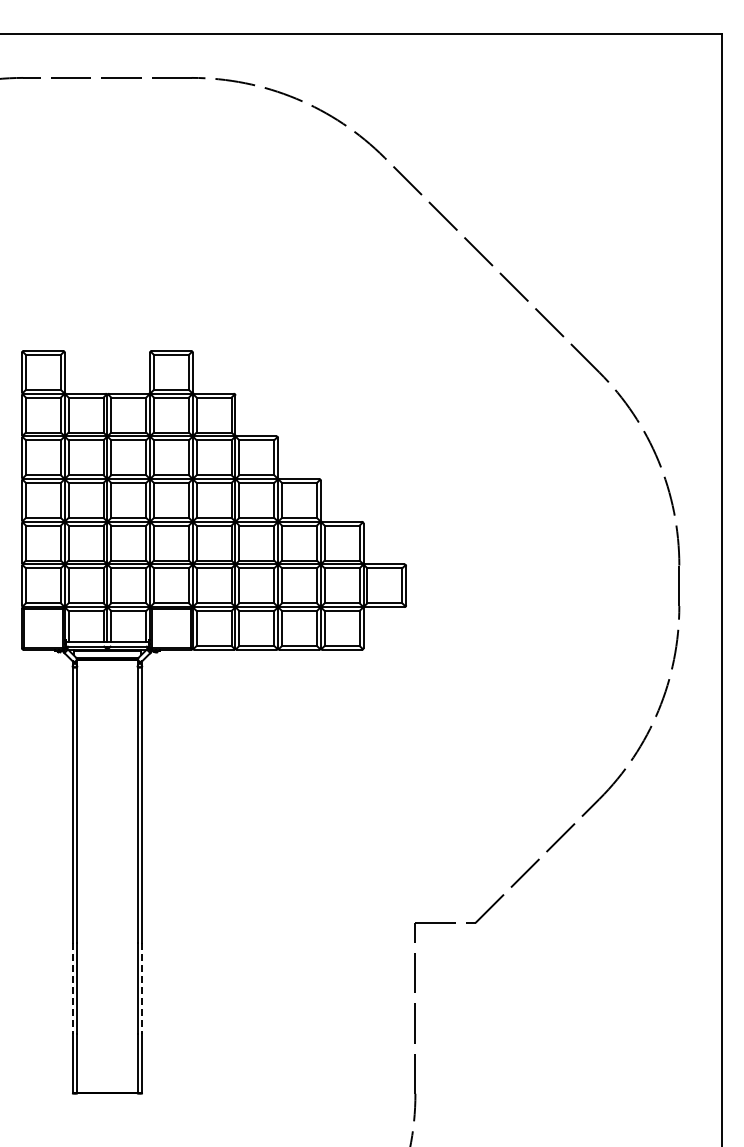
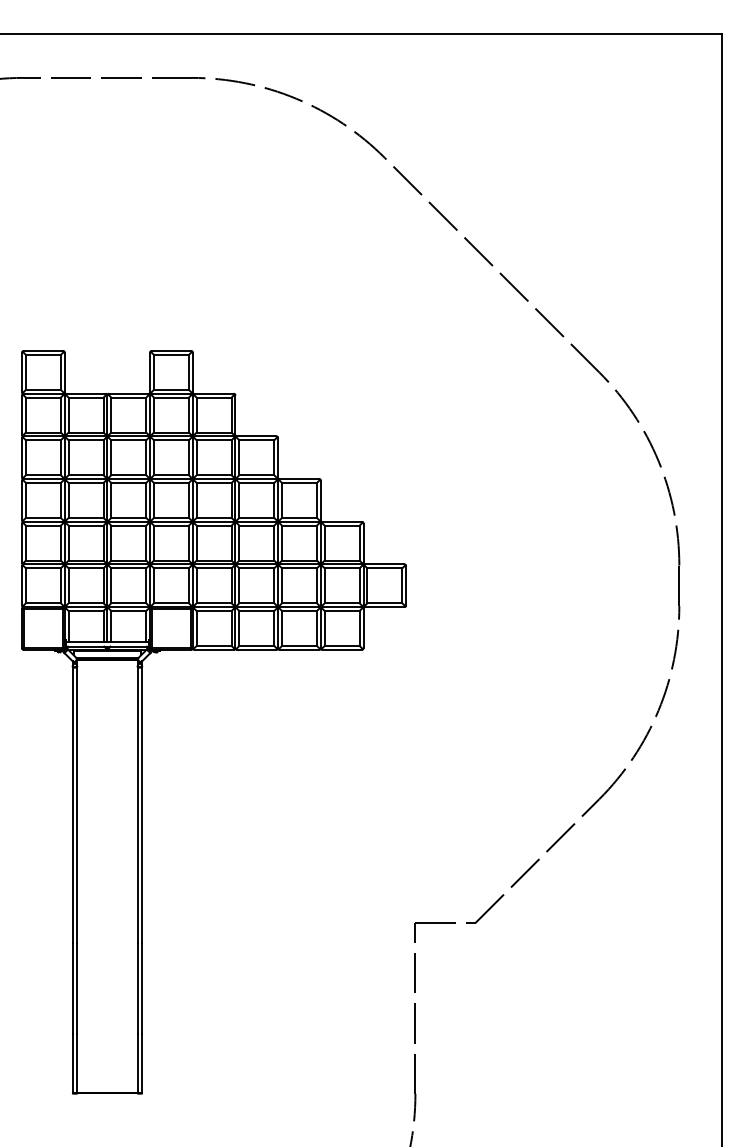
line: dashed -> solid (72, 989)
line: dashed -> solid (142, 989)
